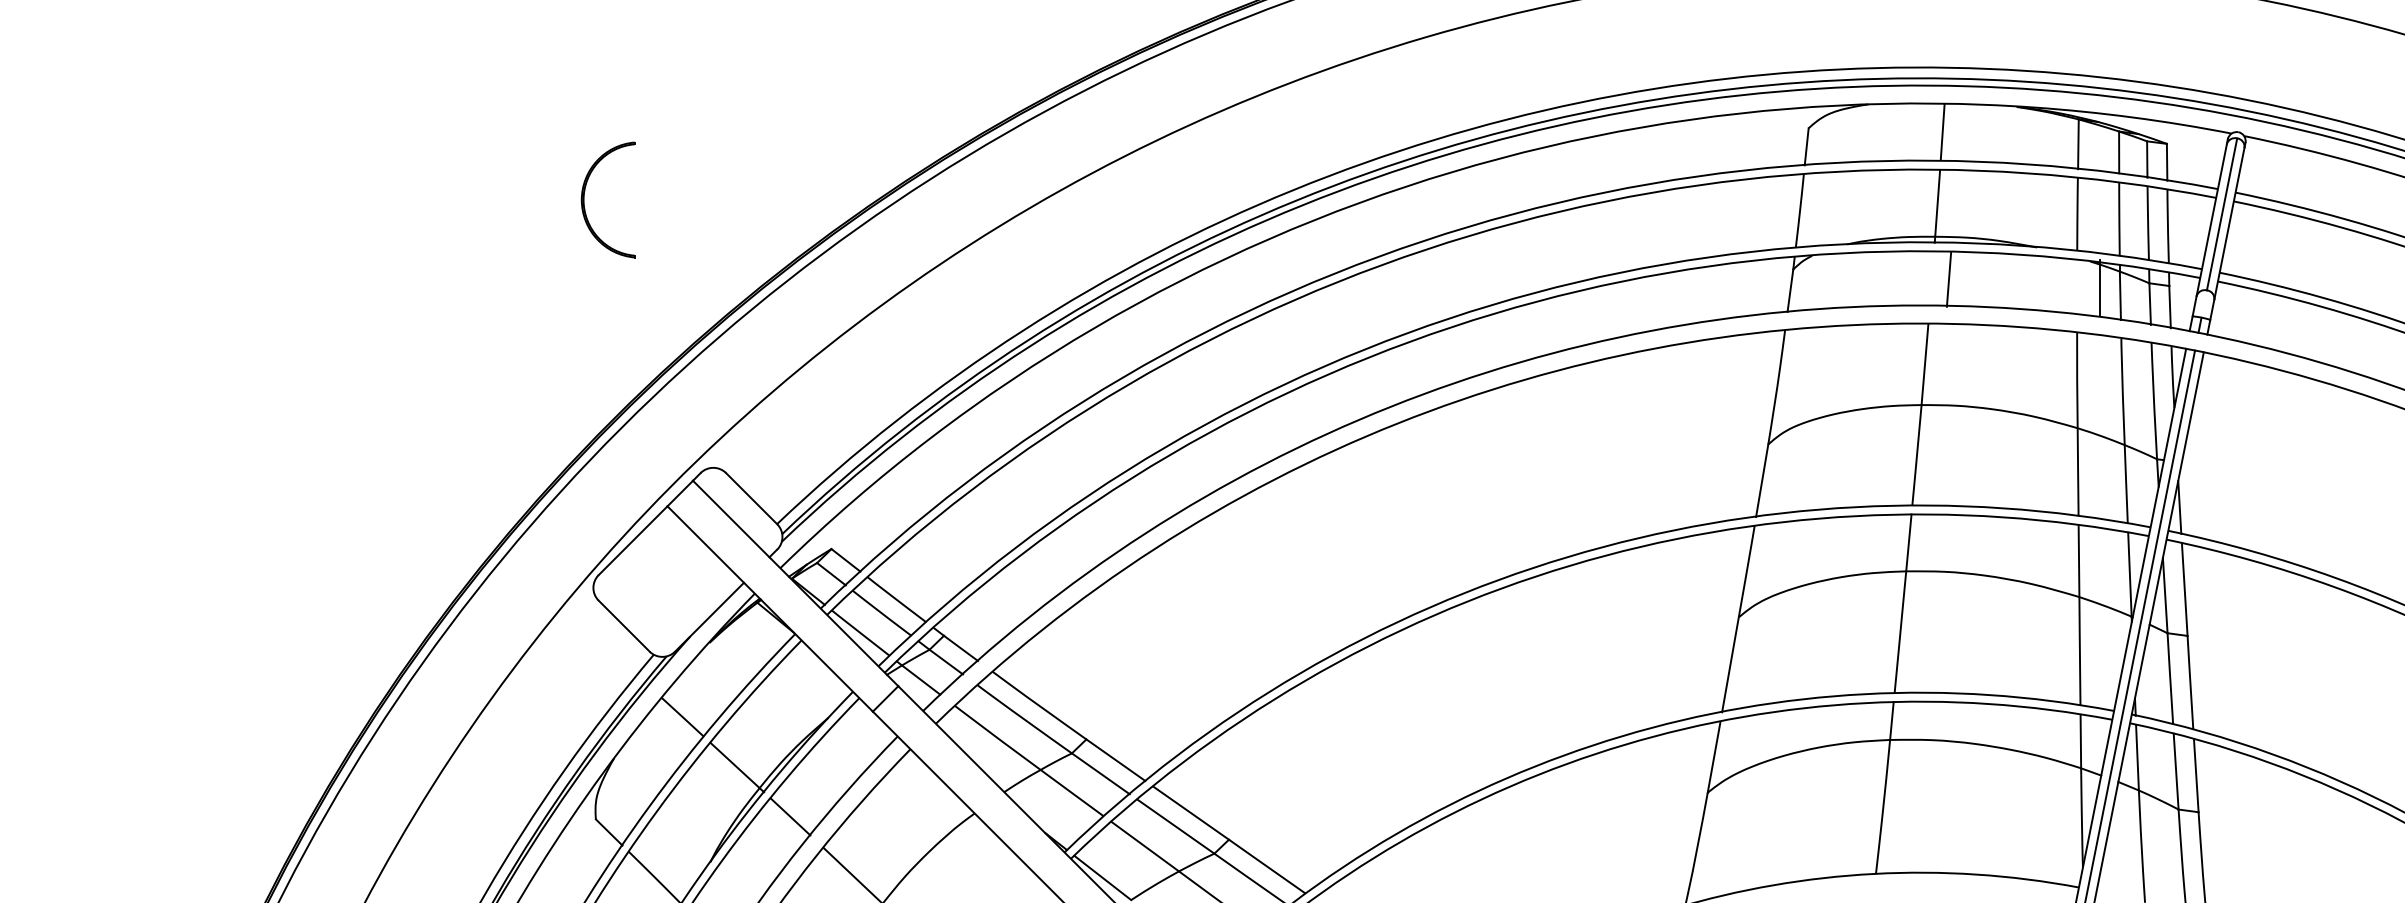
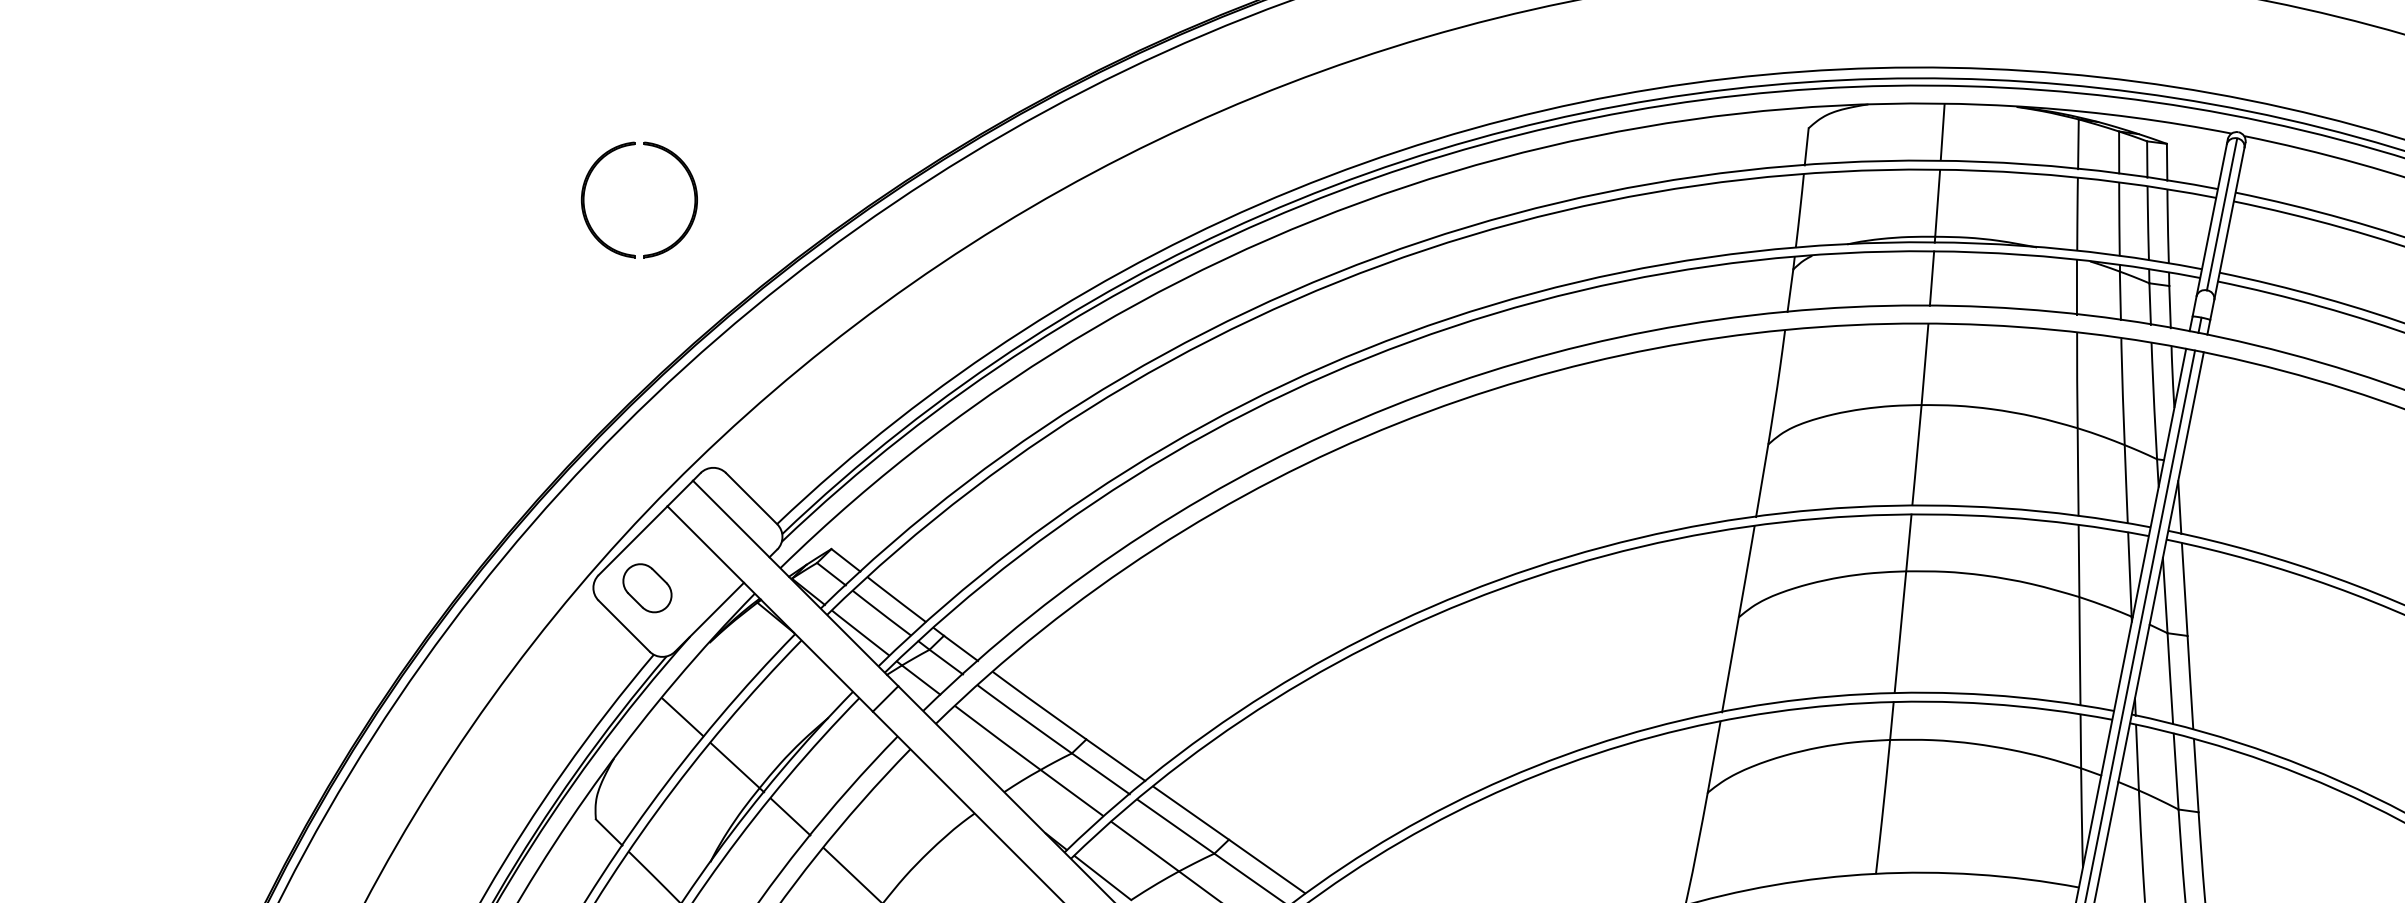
part: none -> present (694, 199)
line position: (1948, 279) -> (1931, 278) (1931, 278)
line position: (2100, 287) -> (2077, 287) (2077, 287)
part: none -> present (647, 588)
